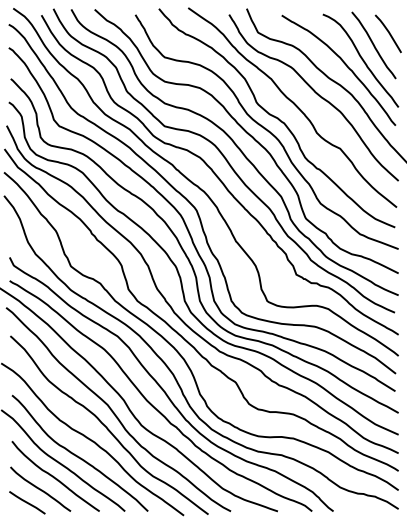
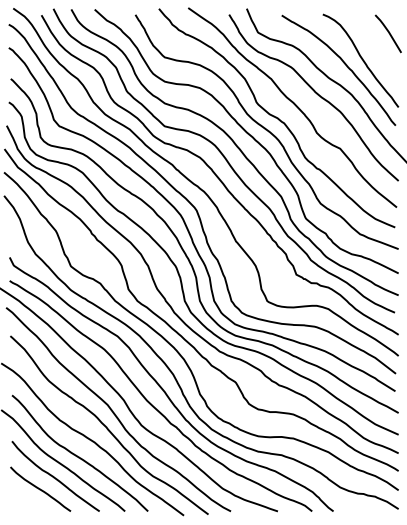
curve: present -> none (373, 45)
line: present -> none (27, 502)
